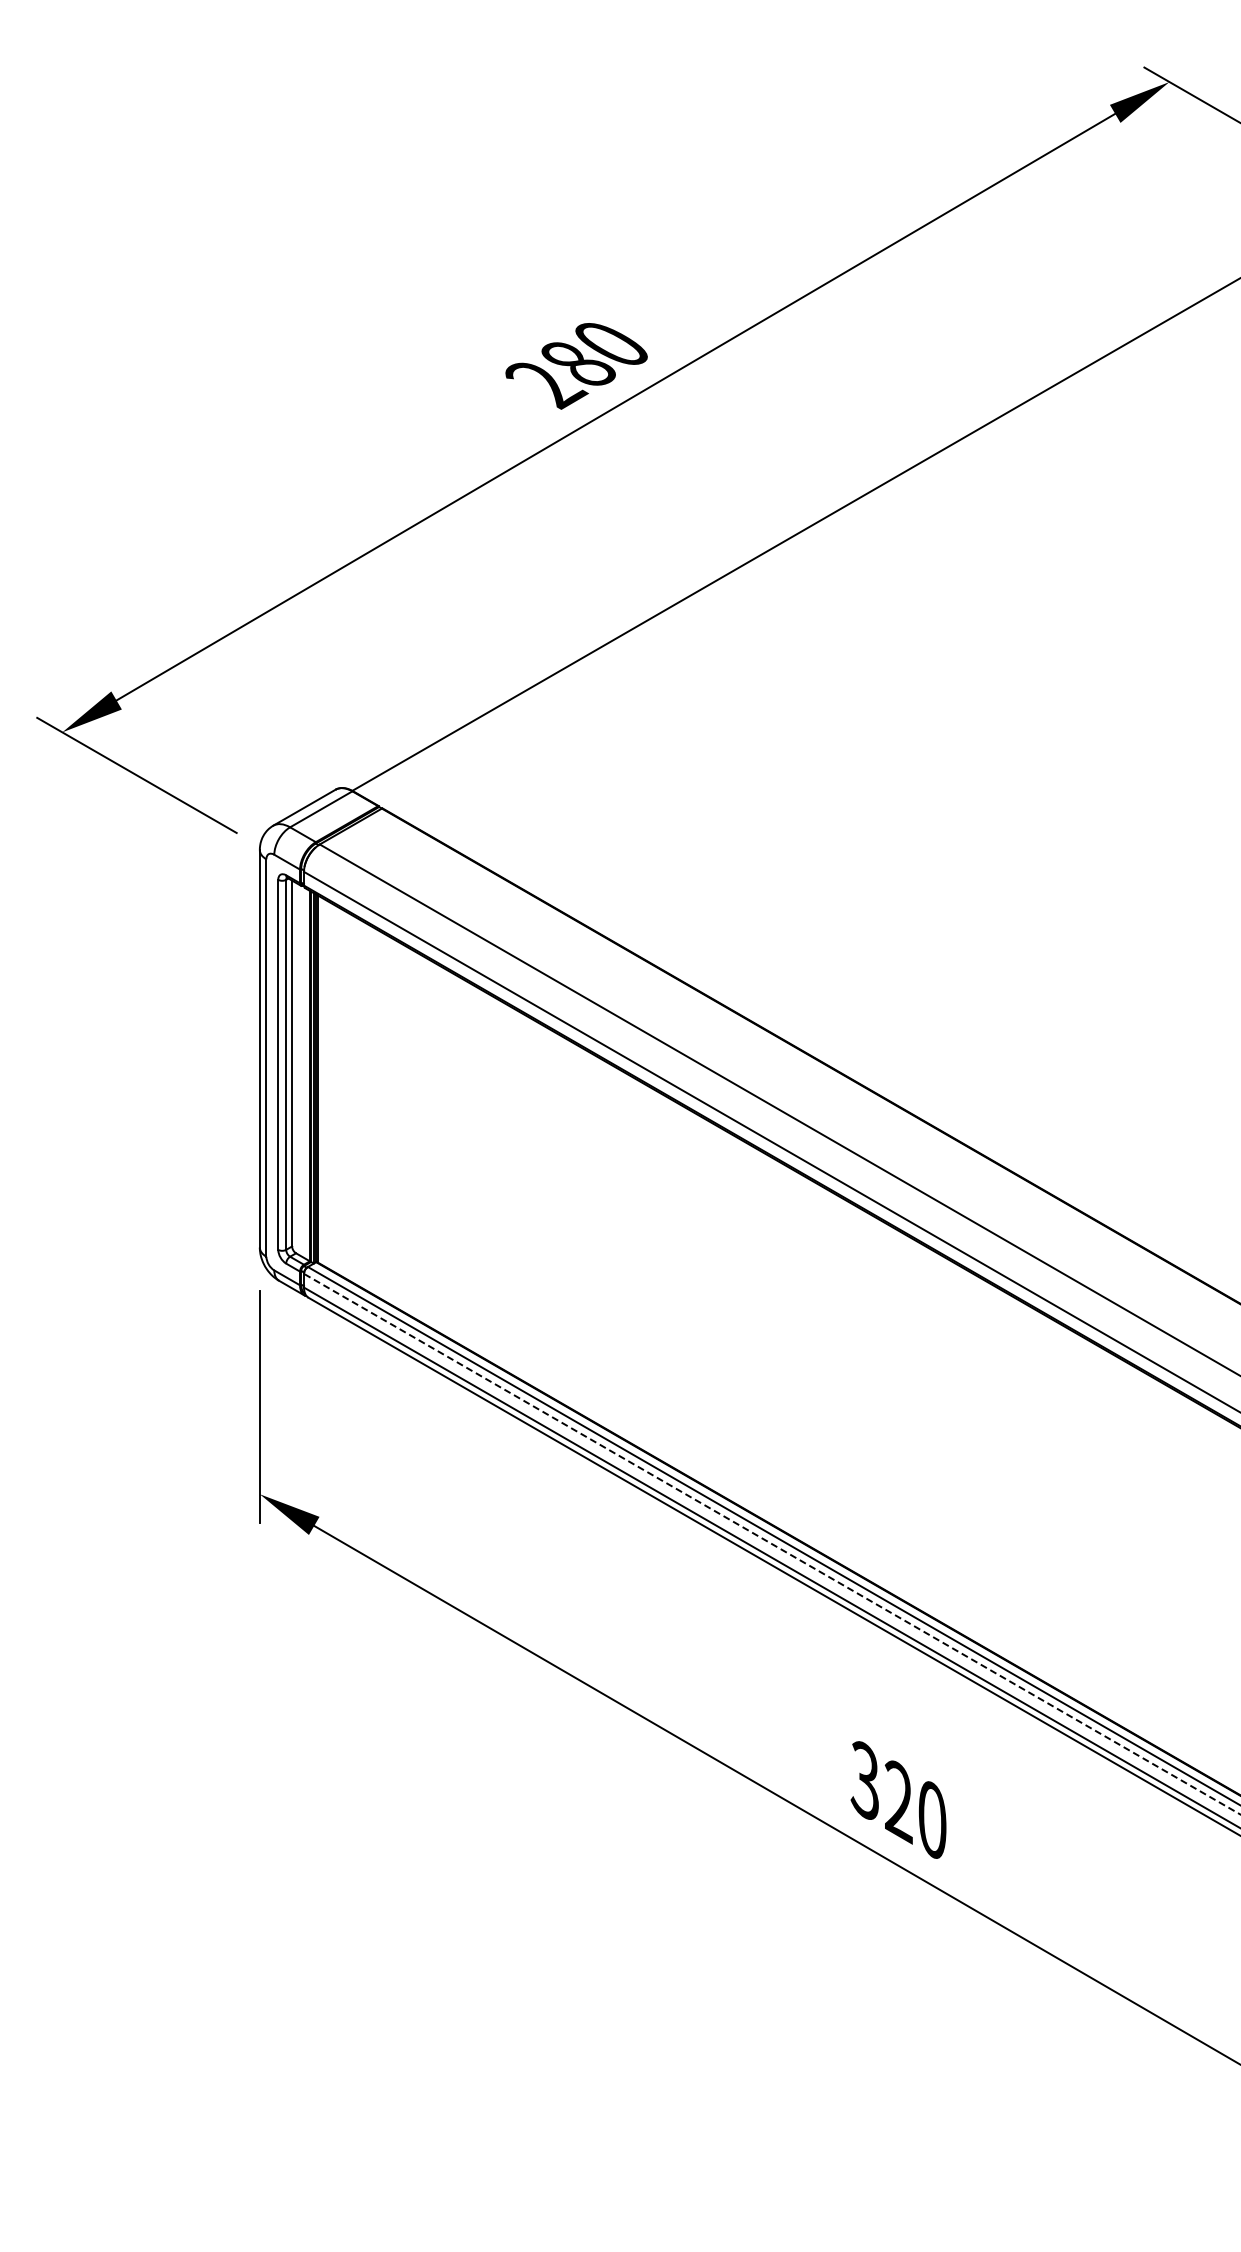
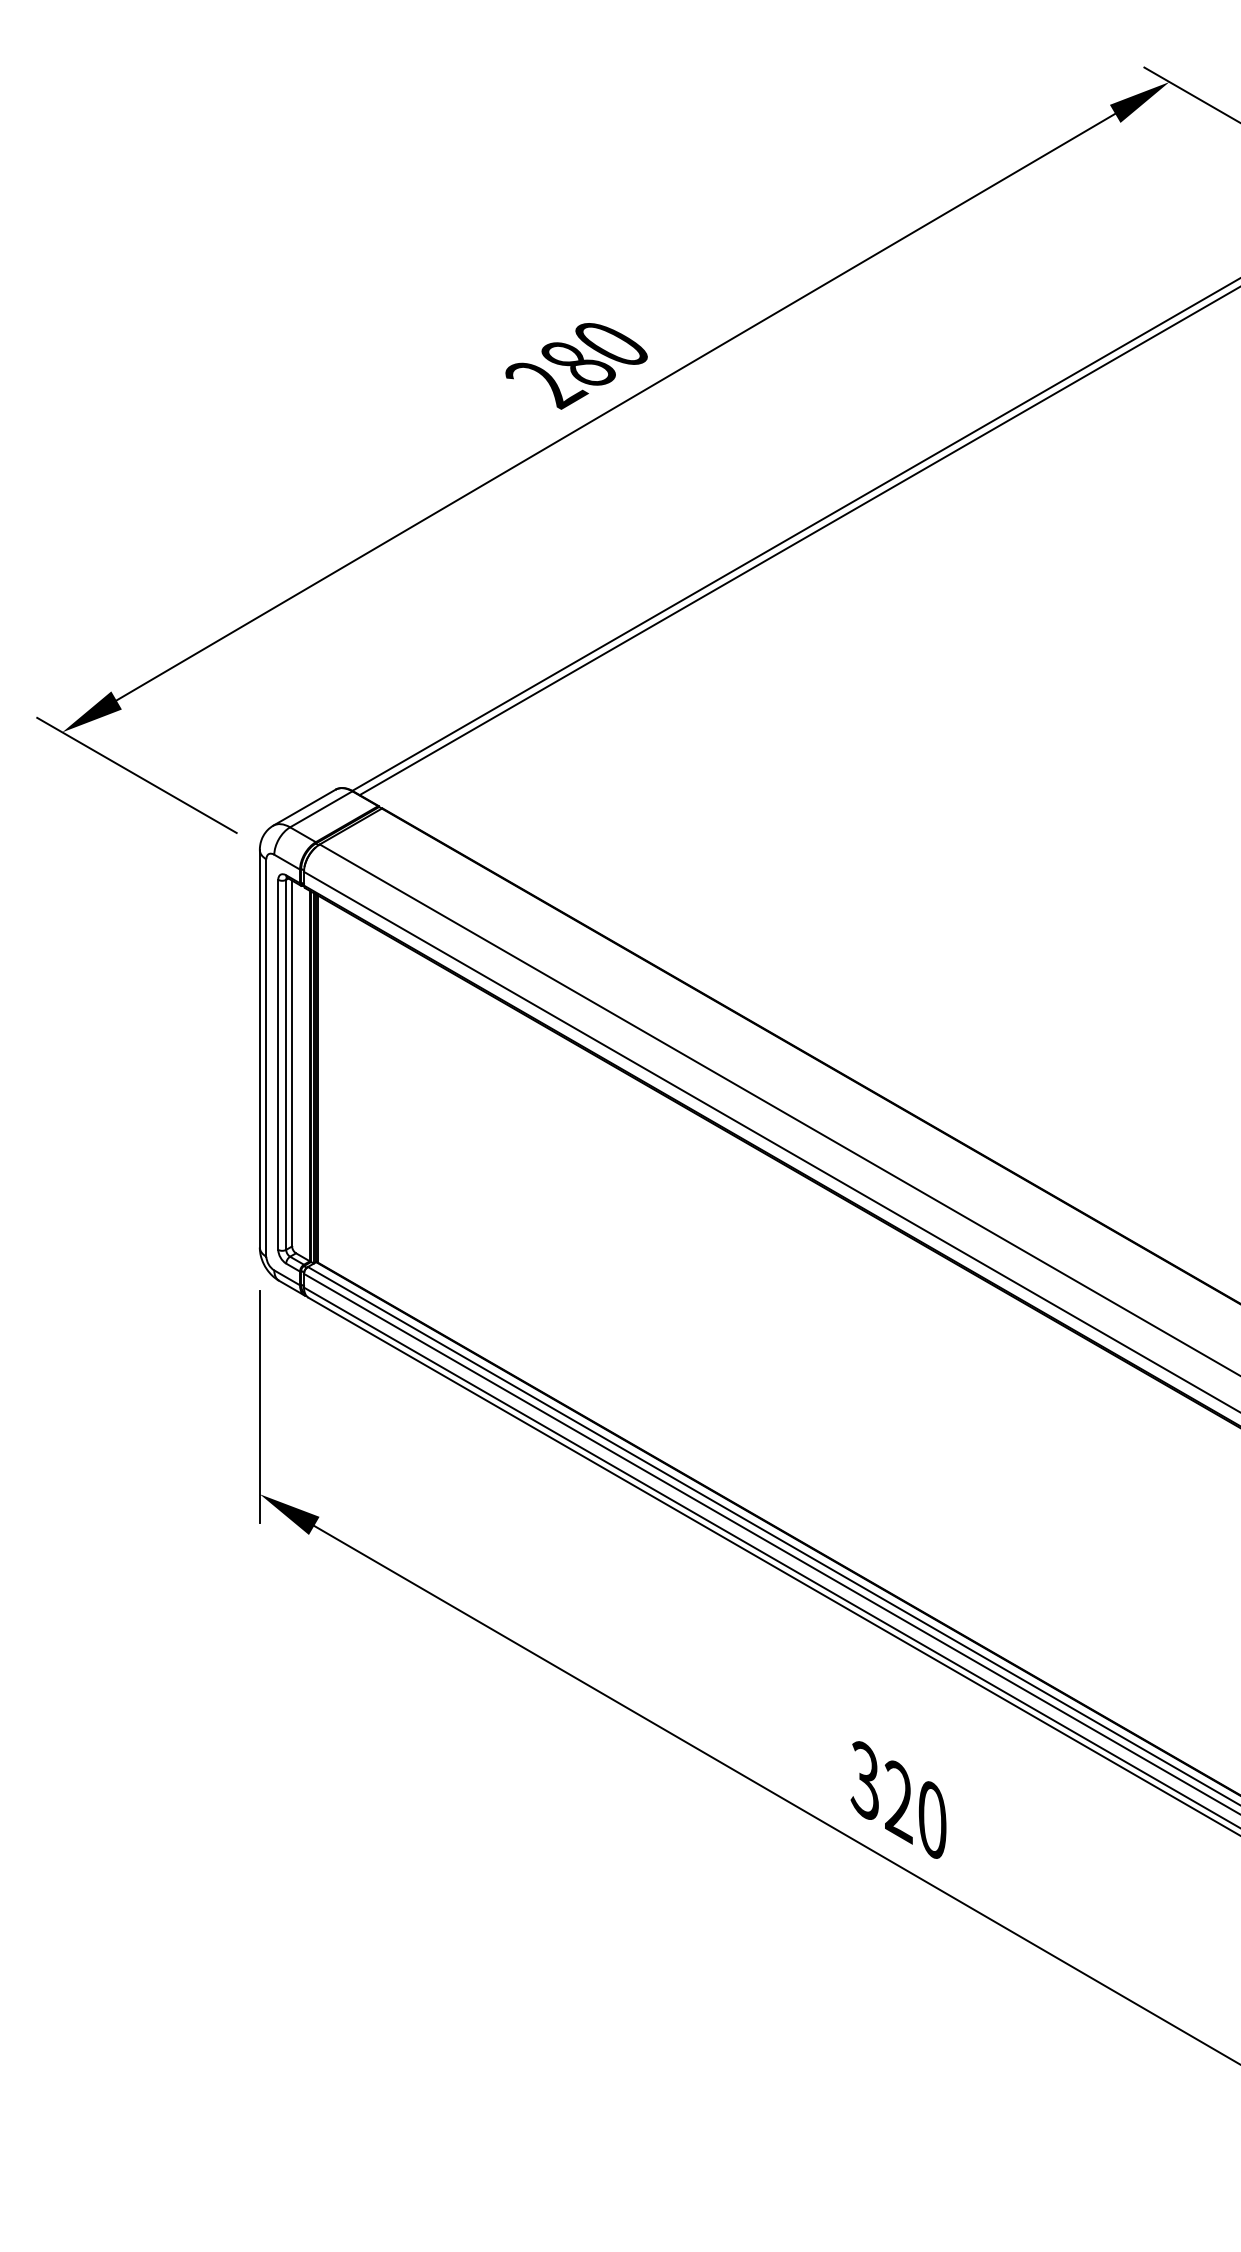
line: none -> present (798, 541)
line: dashed -> solid (772, 1544)
